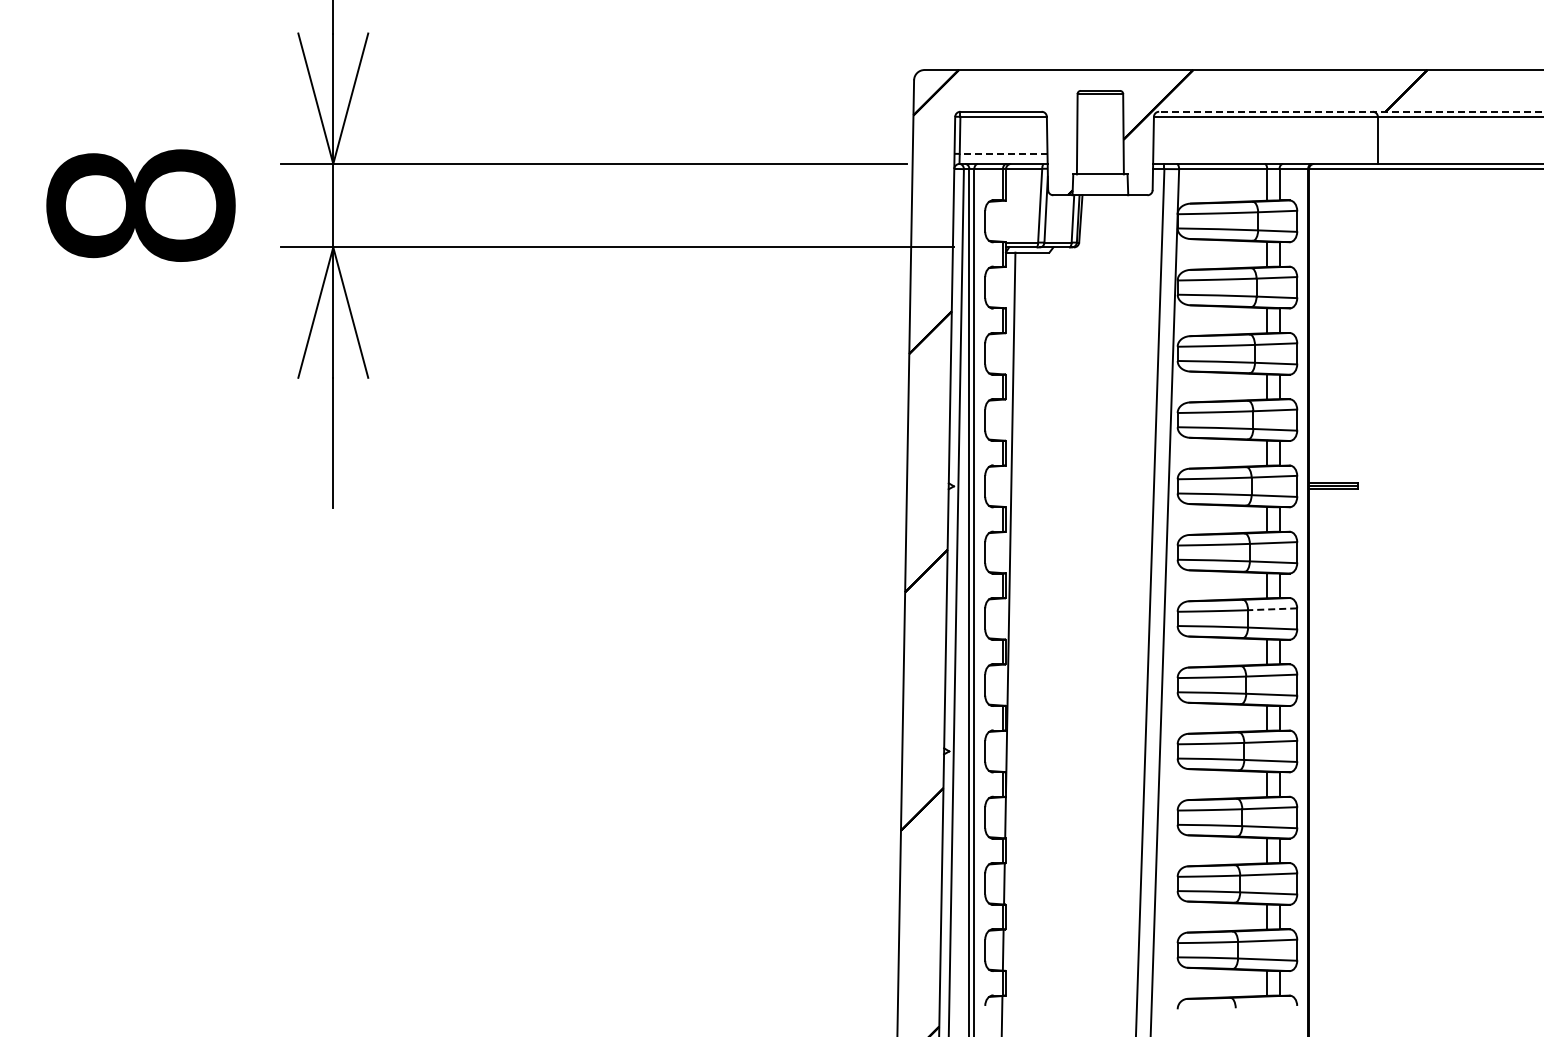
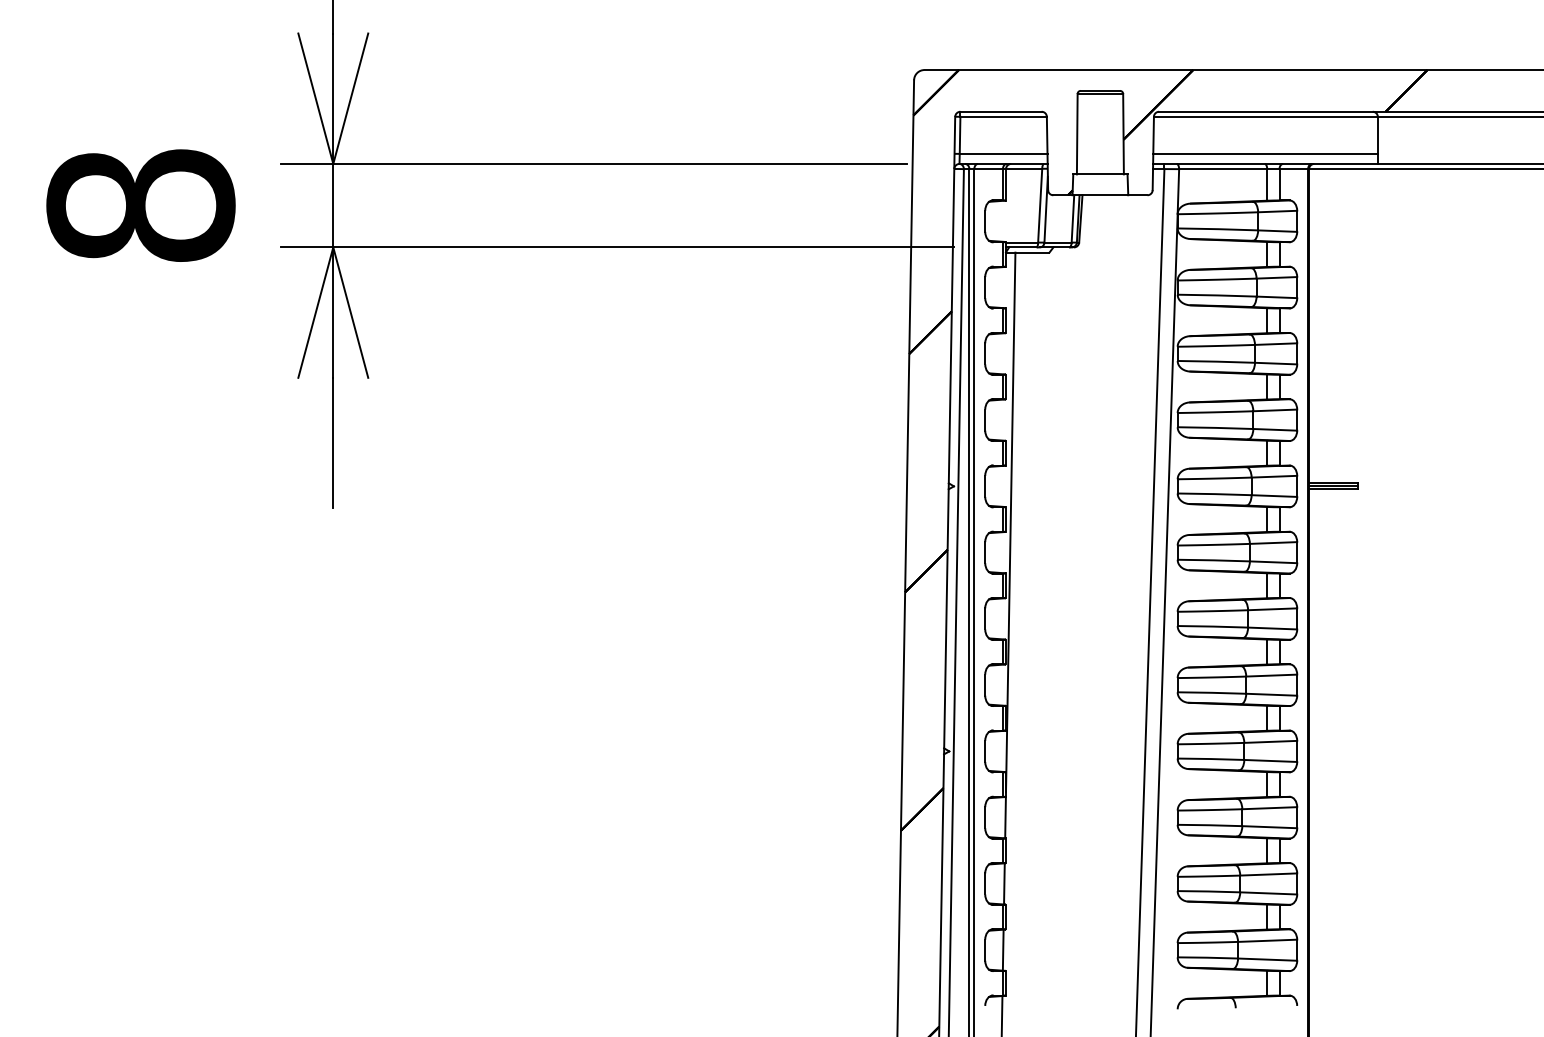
line: dashed -> solid (1351, 111)
line: dashed -> solid (1003, 153)
line: none -> present (1265, 153)
line: dashed -> solid (1272, 609)
